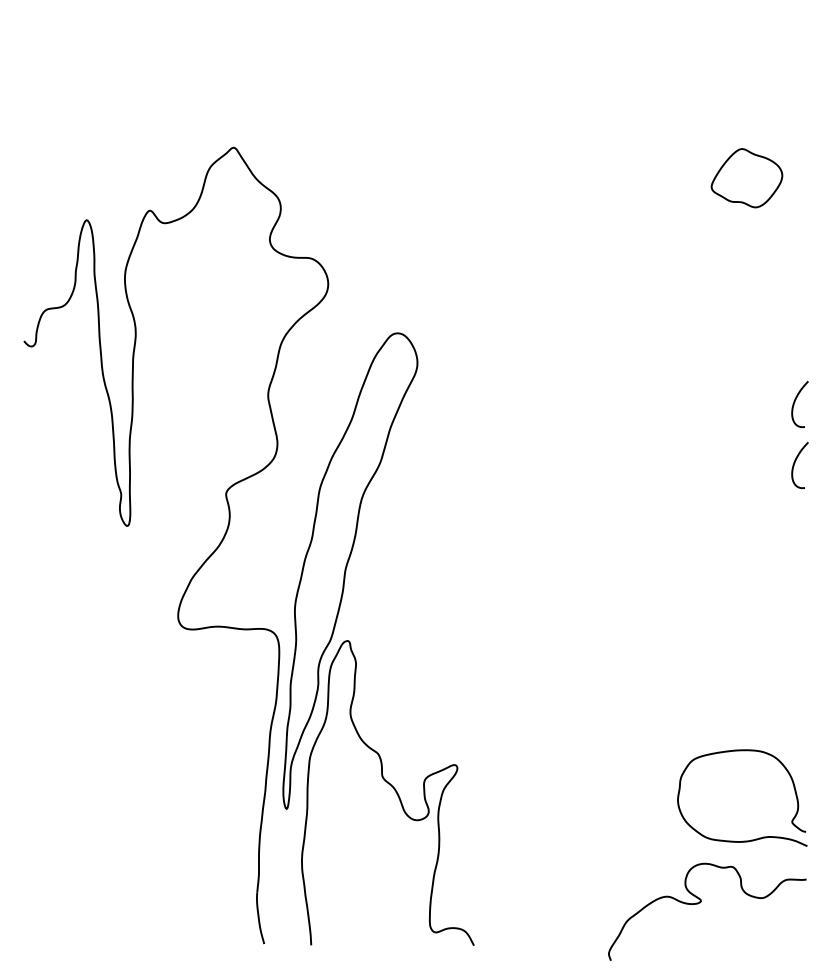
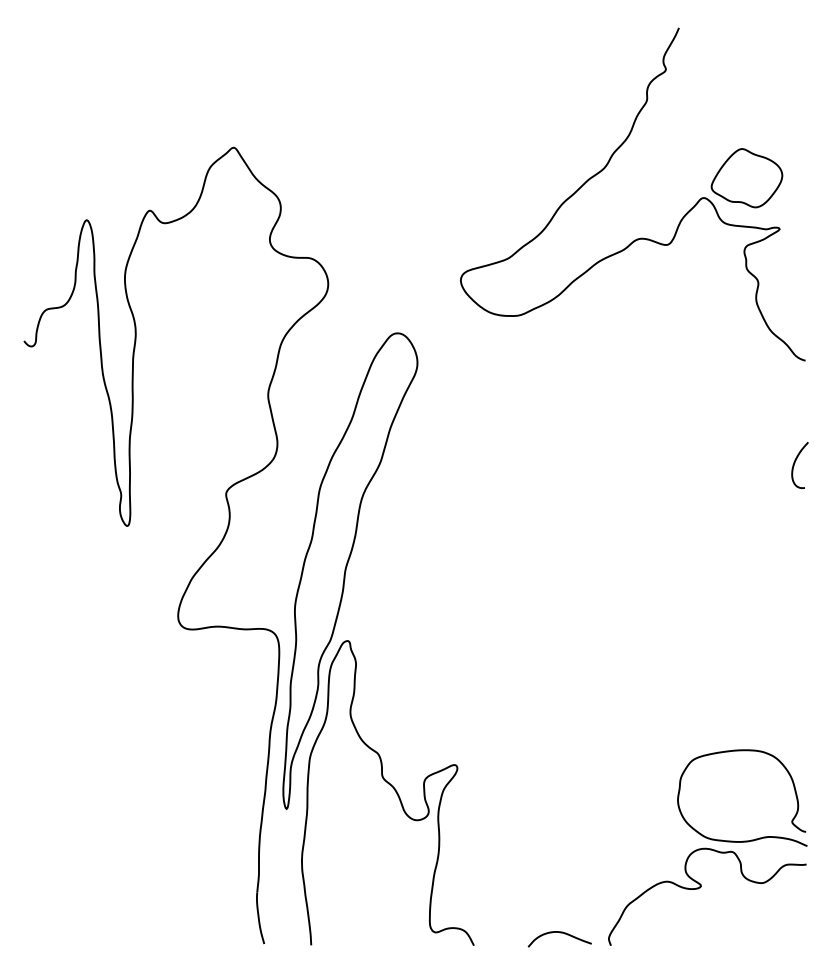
curve: none -> present (606, 167)
curve: present -> none (795, 402)
curve position: (700, 903) -> (700, 888) (700, 888)
curve: none -> present (560, 933)
